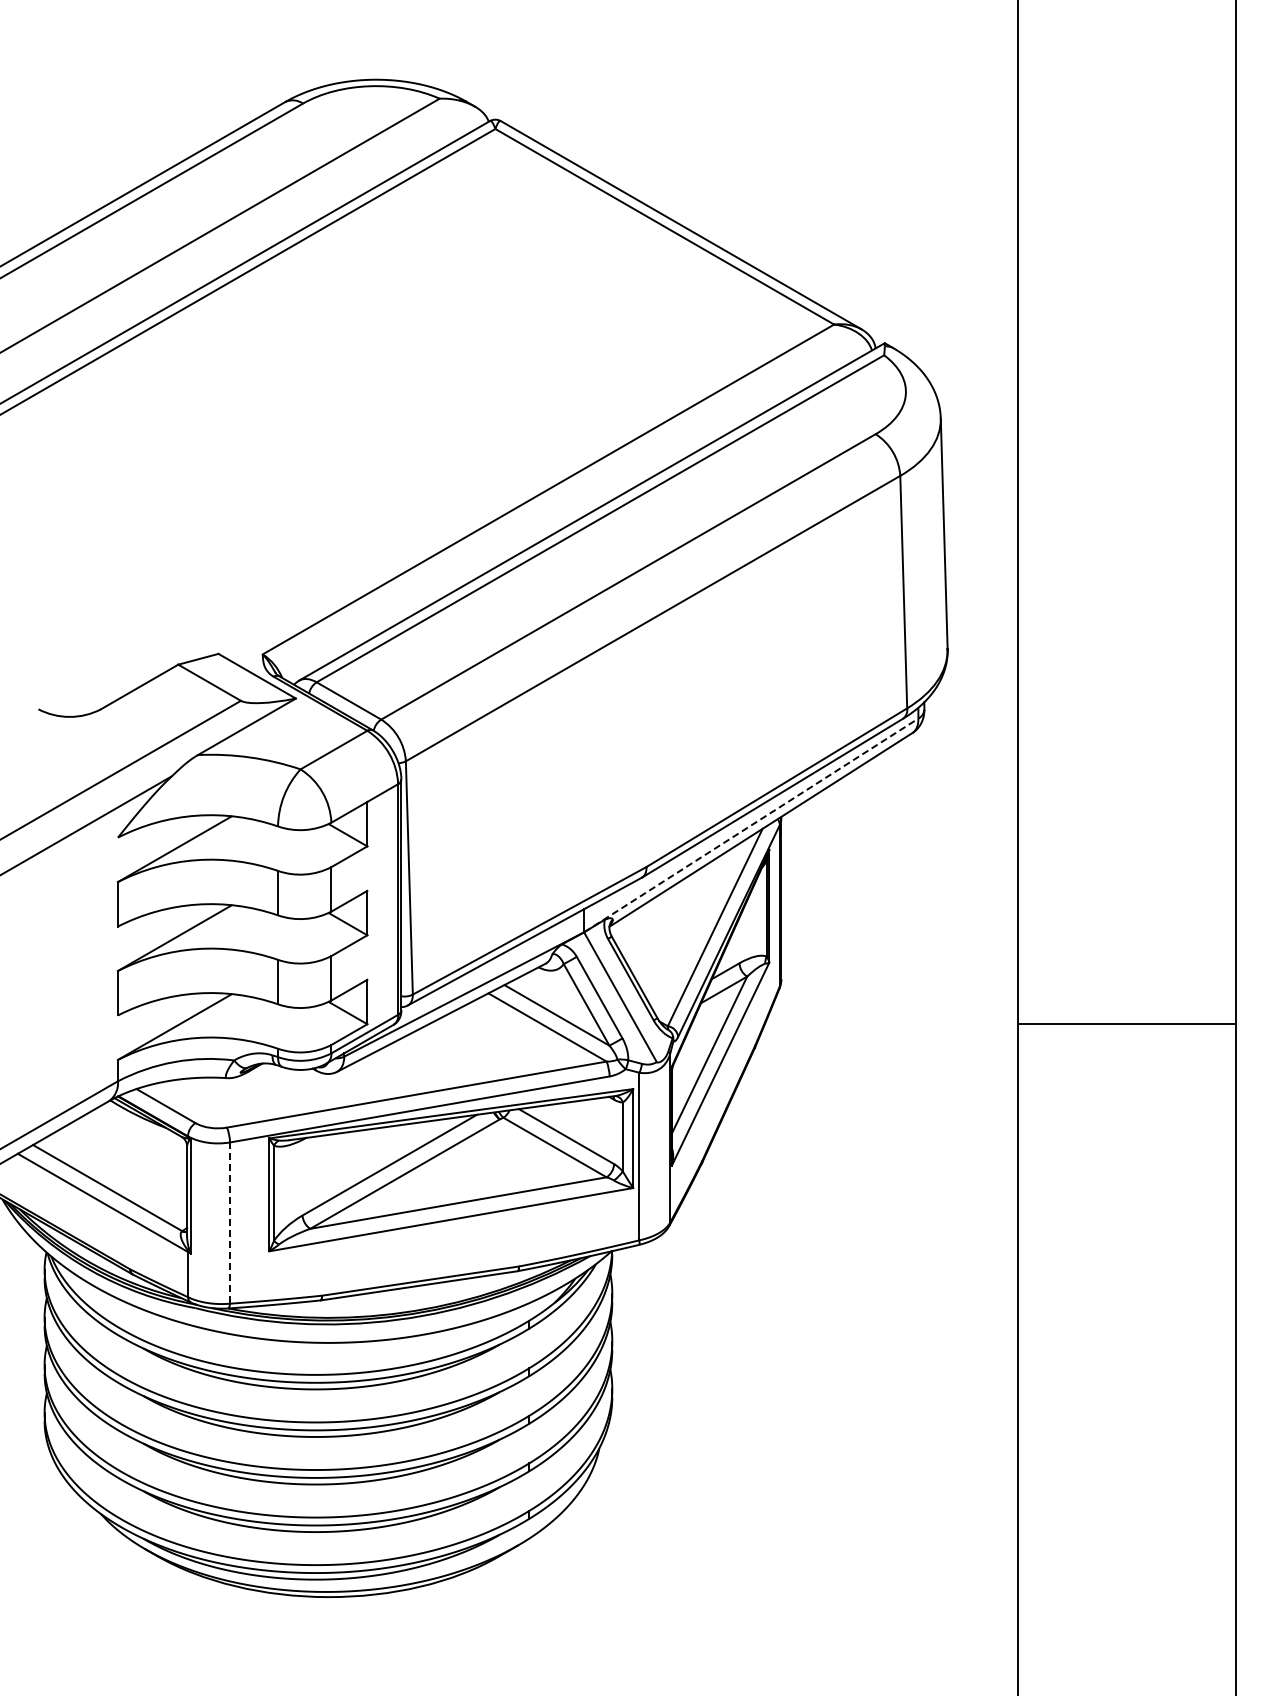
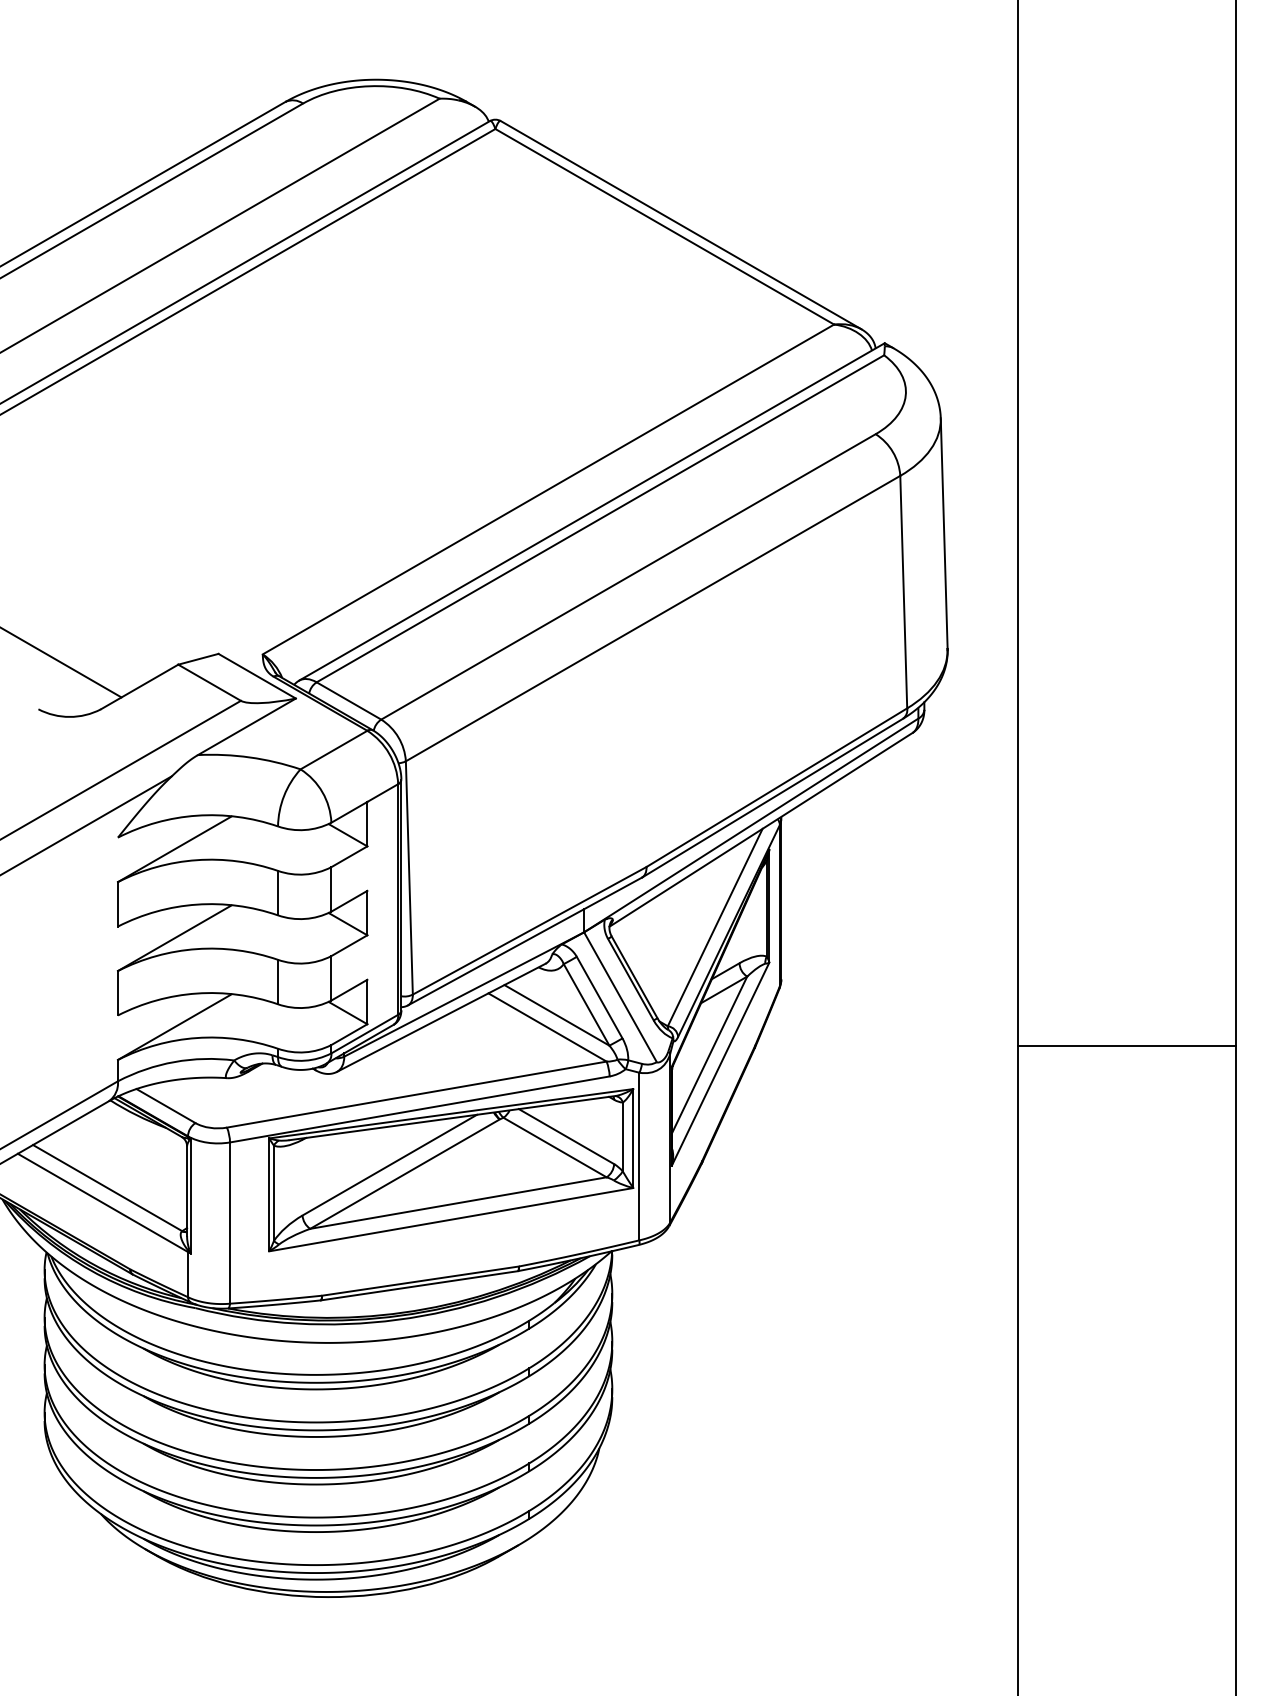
line: none -> present (61, 662)
line: dashed -> solid (751, 825)
line position: (1126, 1023) -> (1126, 1045) (1126, 1045)
line: dashed -> solid (230, 1223)
